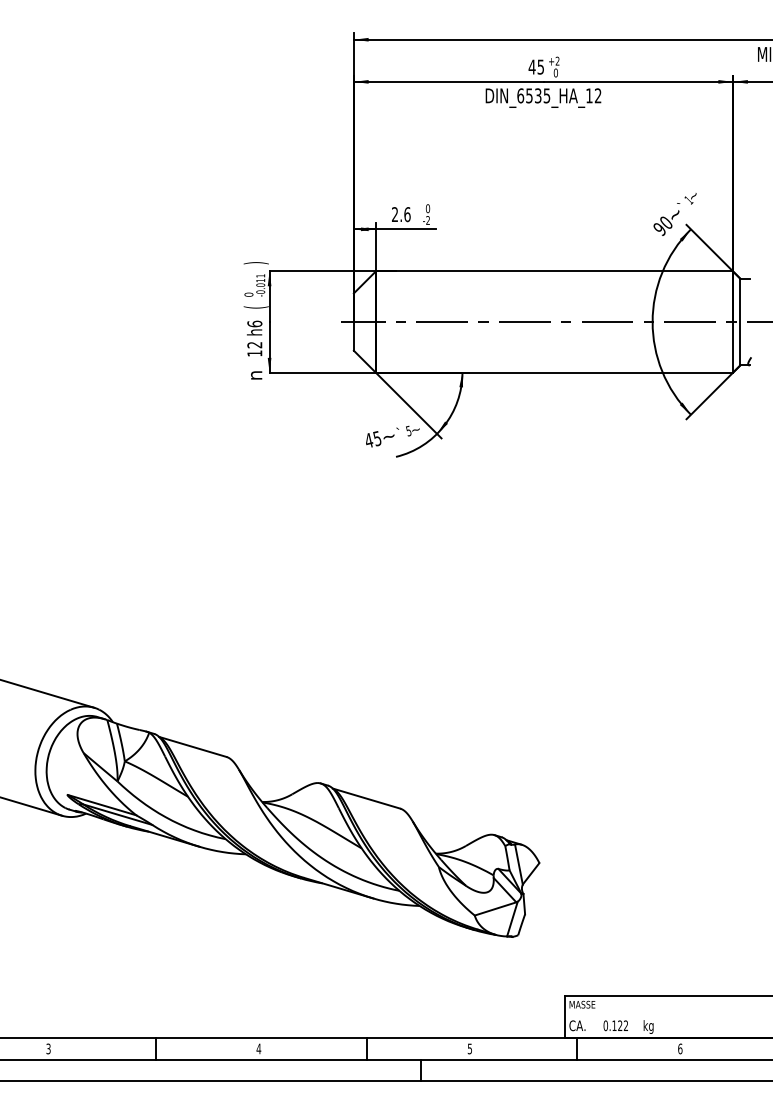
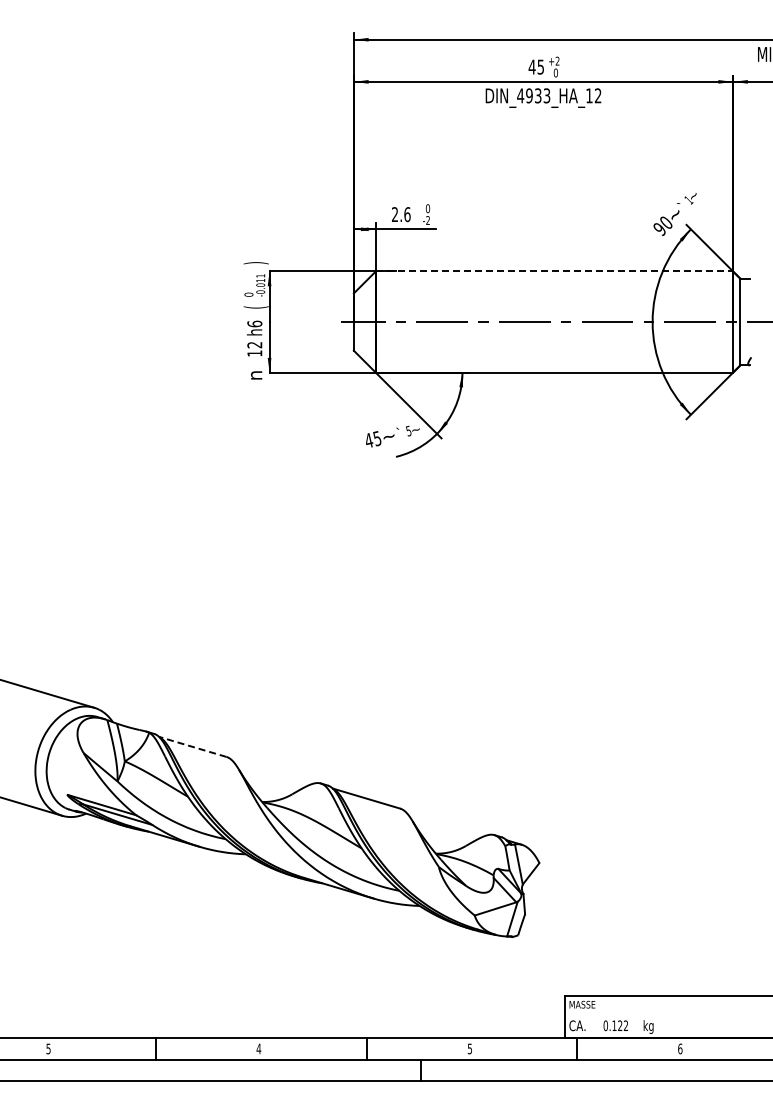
text: DIN_6535_HA_12 -> DIN_4933_HA_12 (533, 95)
line: solid -> dashed (554, 271)
line: solid -> dashed (192, 746)
text: 3 -> 5 (48, 1047)
